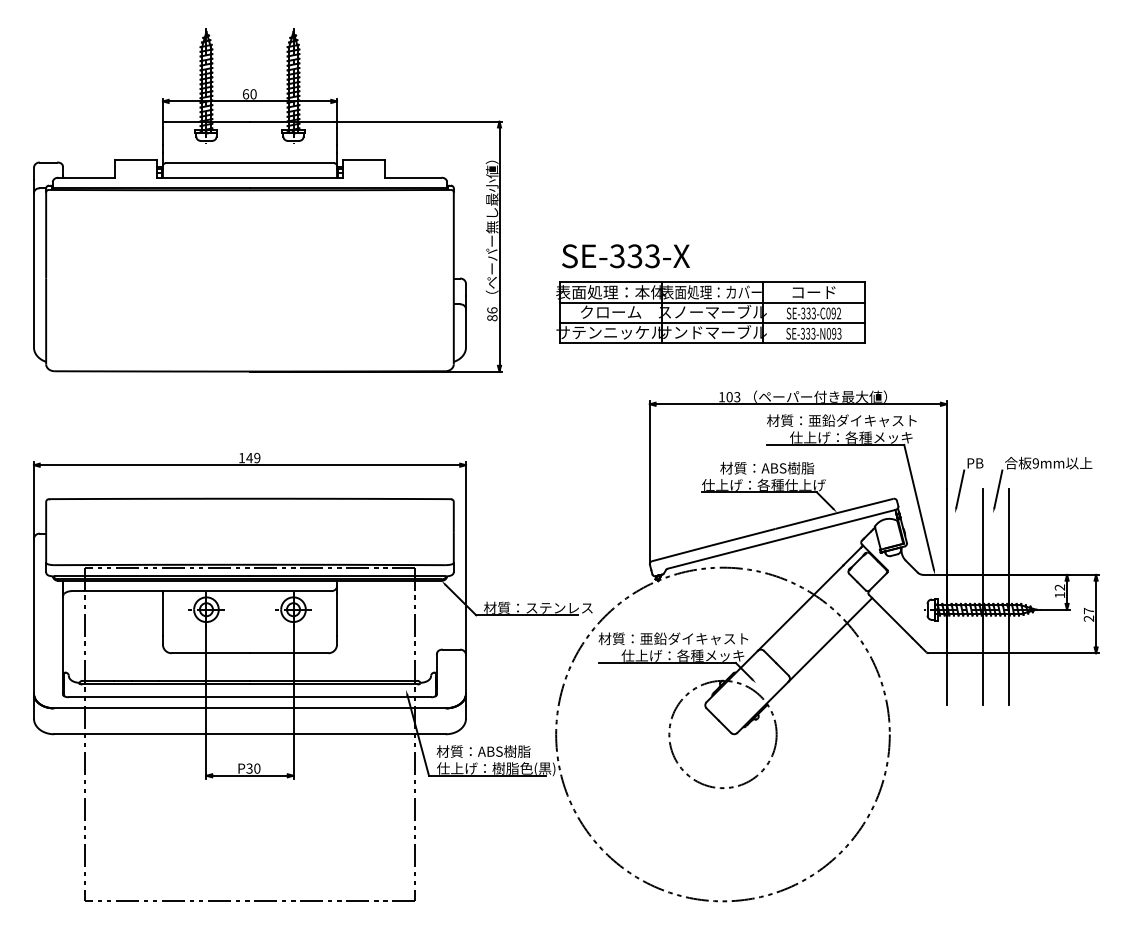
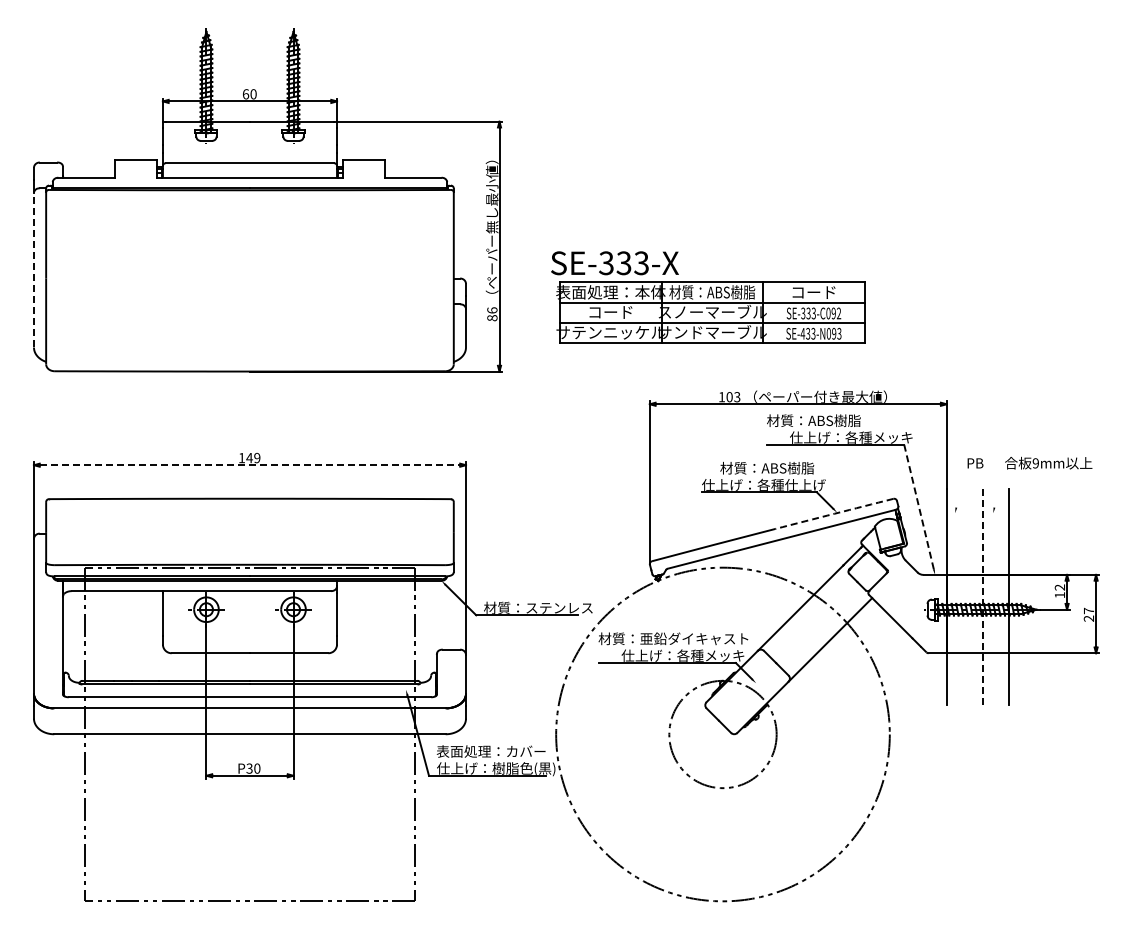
text position: (625, 256) -> (614, 263) (614, 263)
line: solid -> dashed (33, 269)
text: 表面処理：カバー -> 材質：ABS樹脂 (712, 292)
text: クローム -> コード (611, 311)
text: SE-333-N093 -> SE-433-N093 (802, 333)
text: 材質：亜鉛ダイキャスト -> 材質：ABS樹脂 (862, 420)
line: solid -> dashed (250, 465)
line: present -> none (960, 488)
line: present -> none (998, 488)
line: solid -> dashed (919, 507)
arc: solid -> dashed (834, 513)
line: solid -> dashed (982, 597)
text: 材質：ABS樹脂 -> 表面処理：カバー (490, 751)
